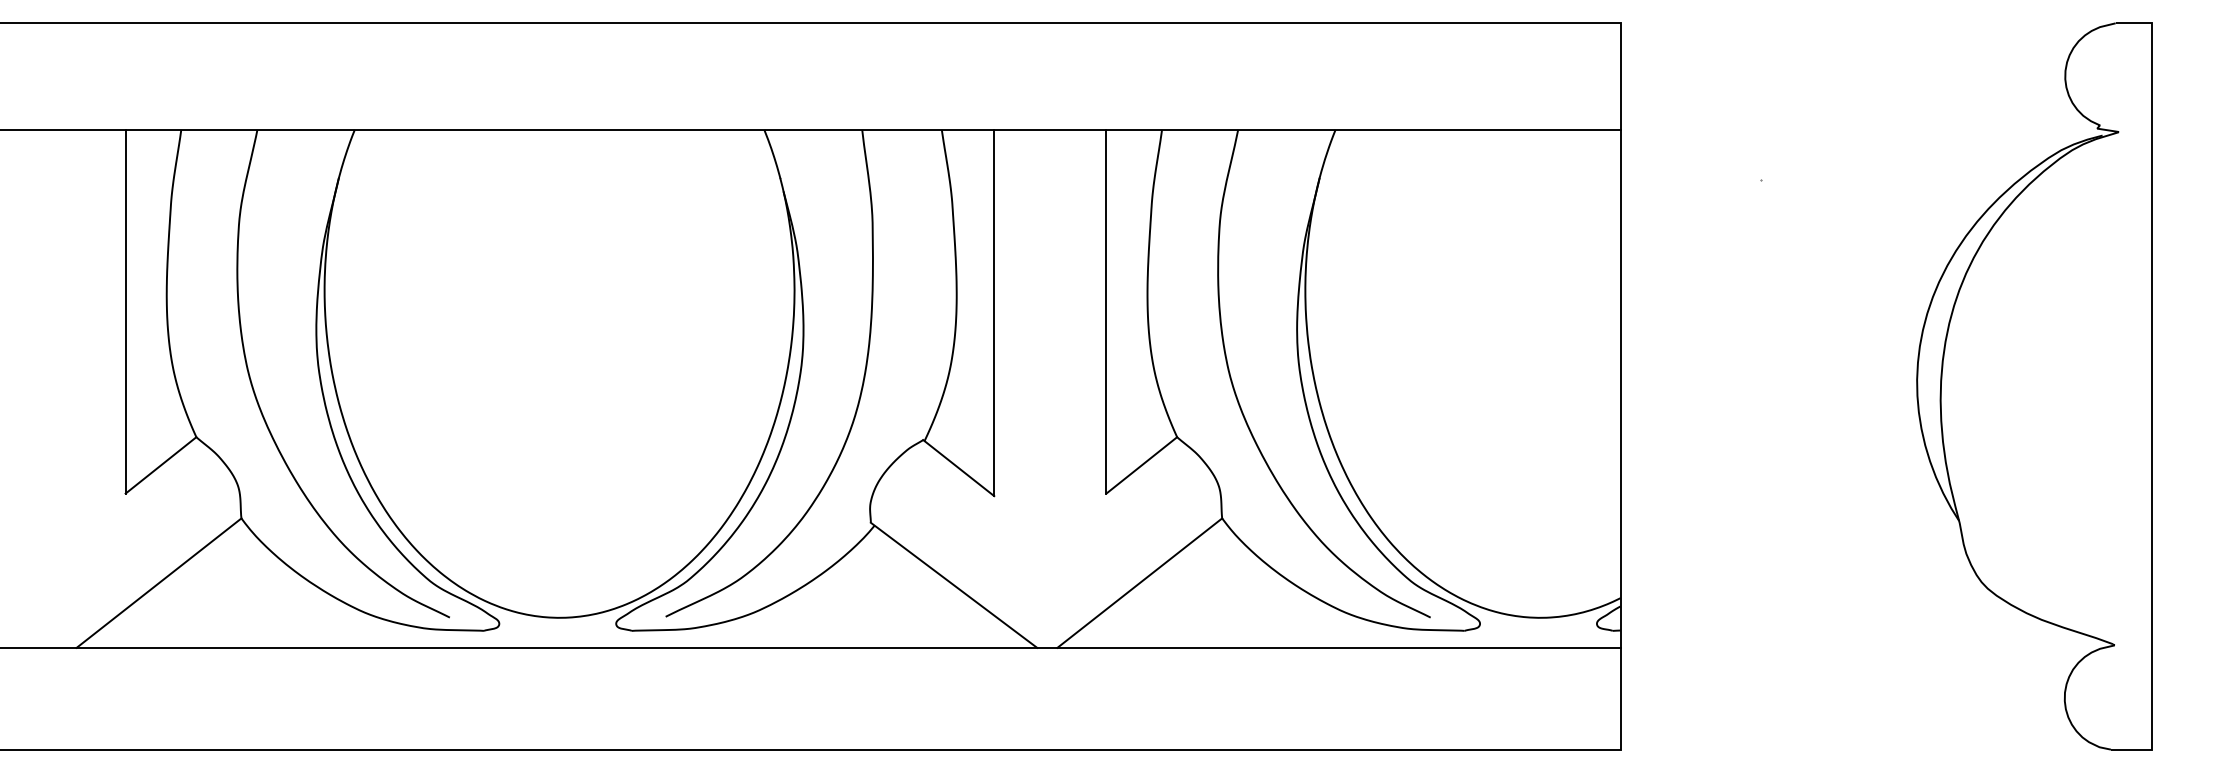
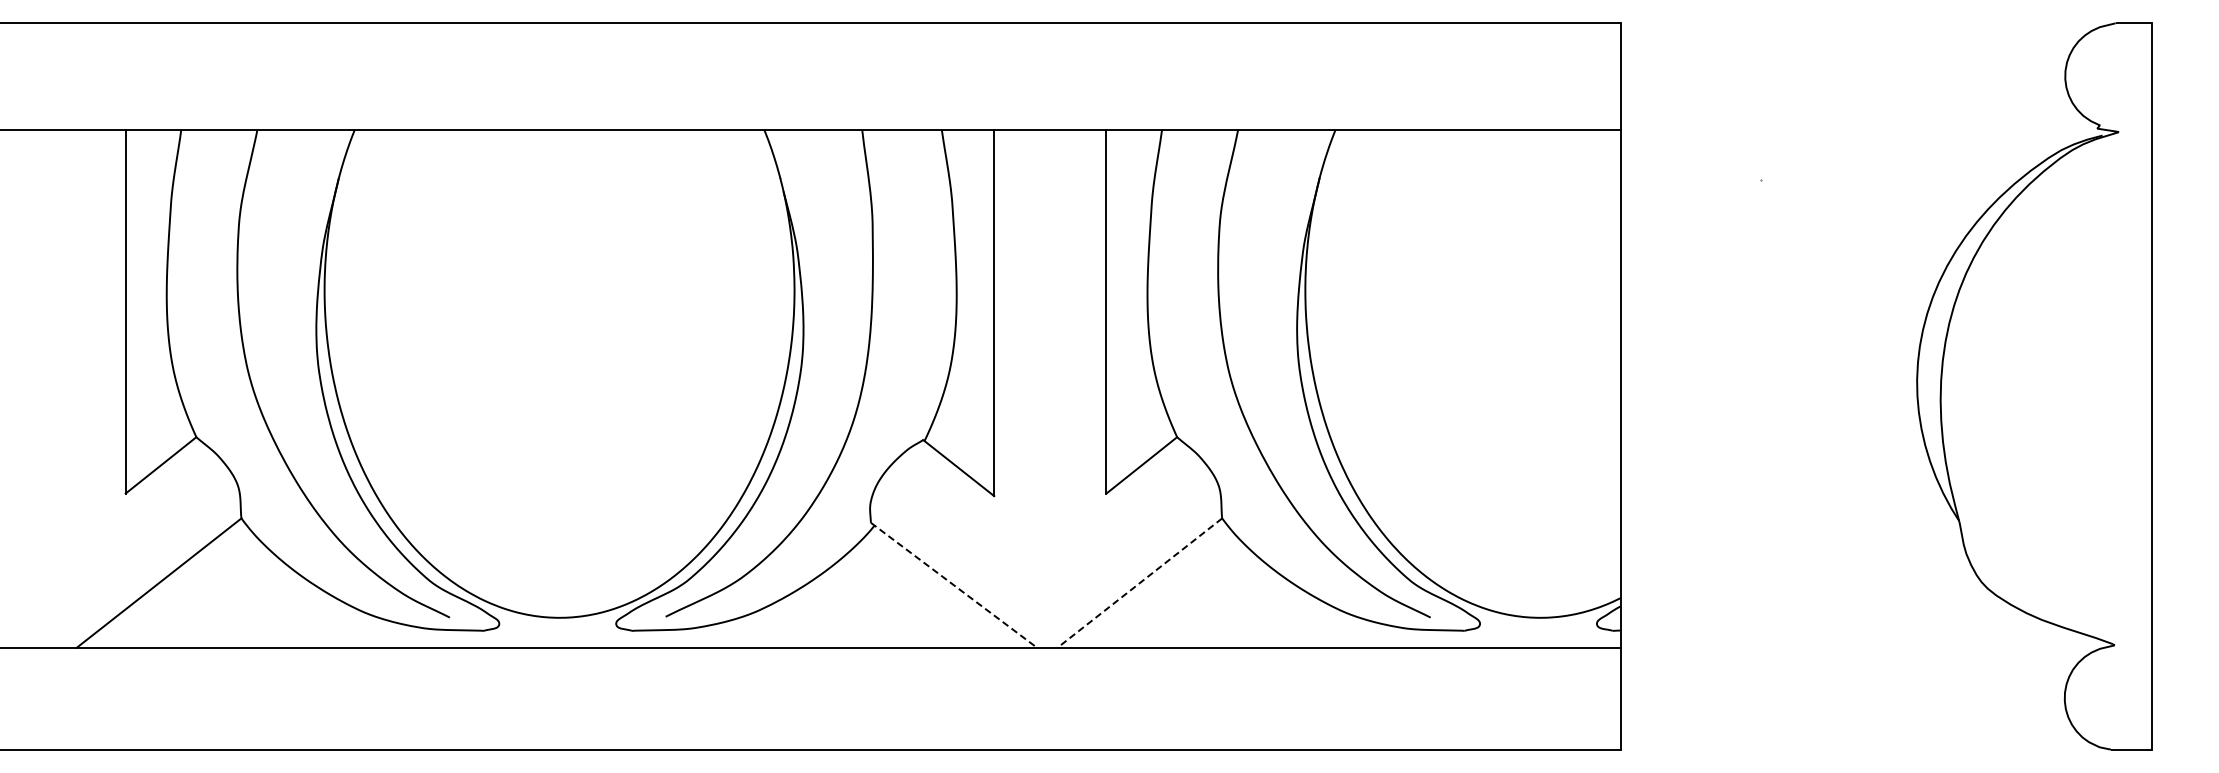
line: solid -> dashed (1139, 583)
line: solid -> dashed (954, 585)
